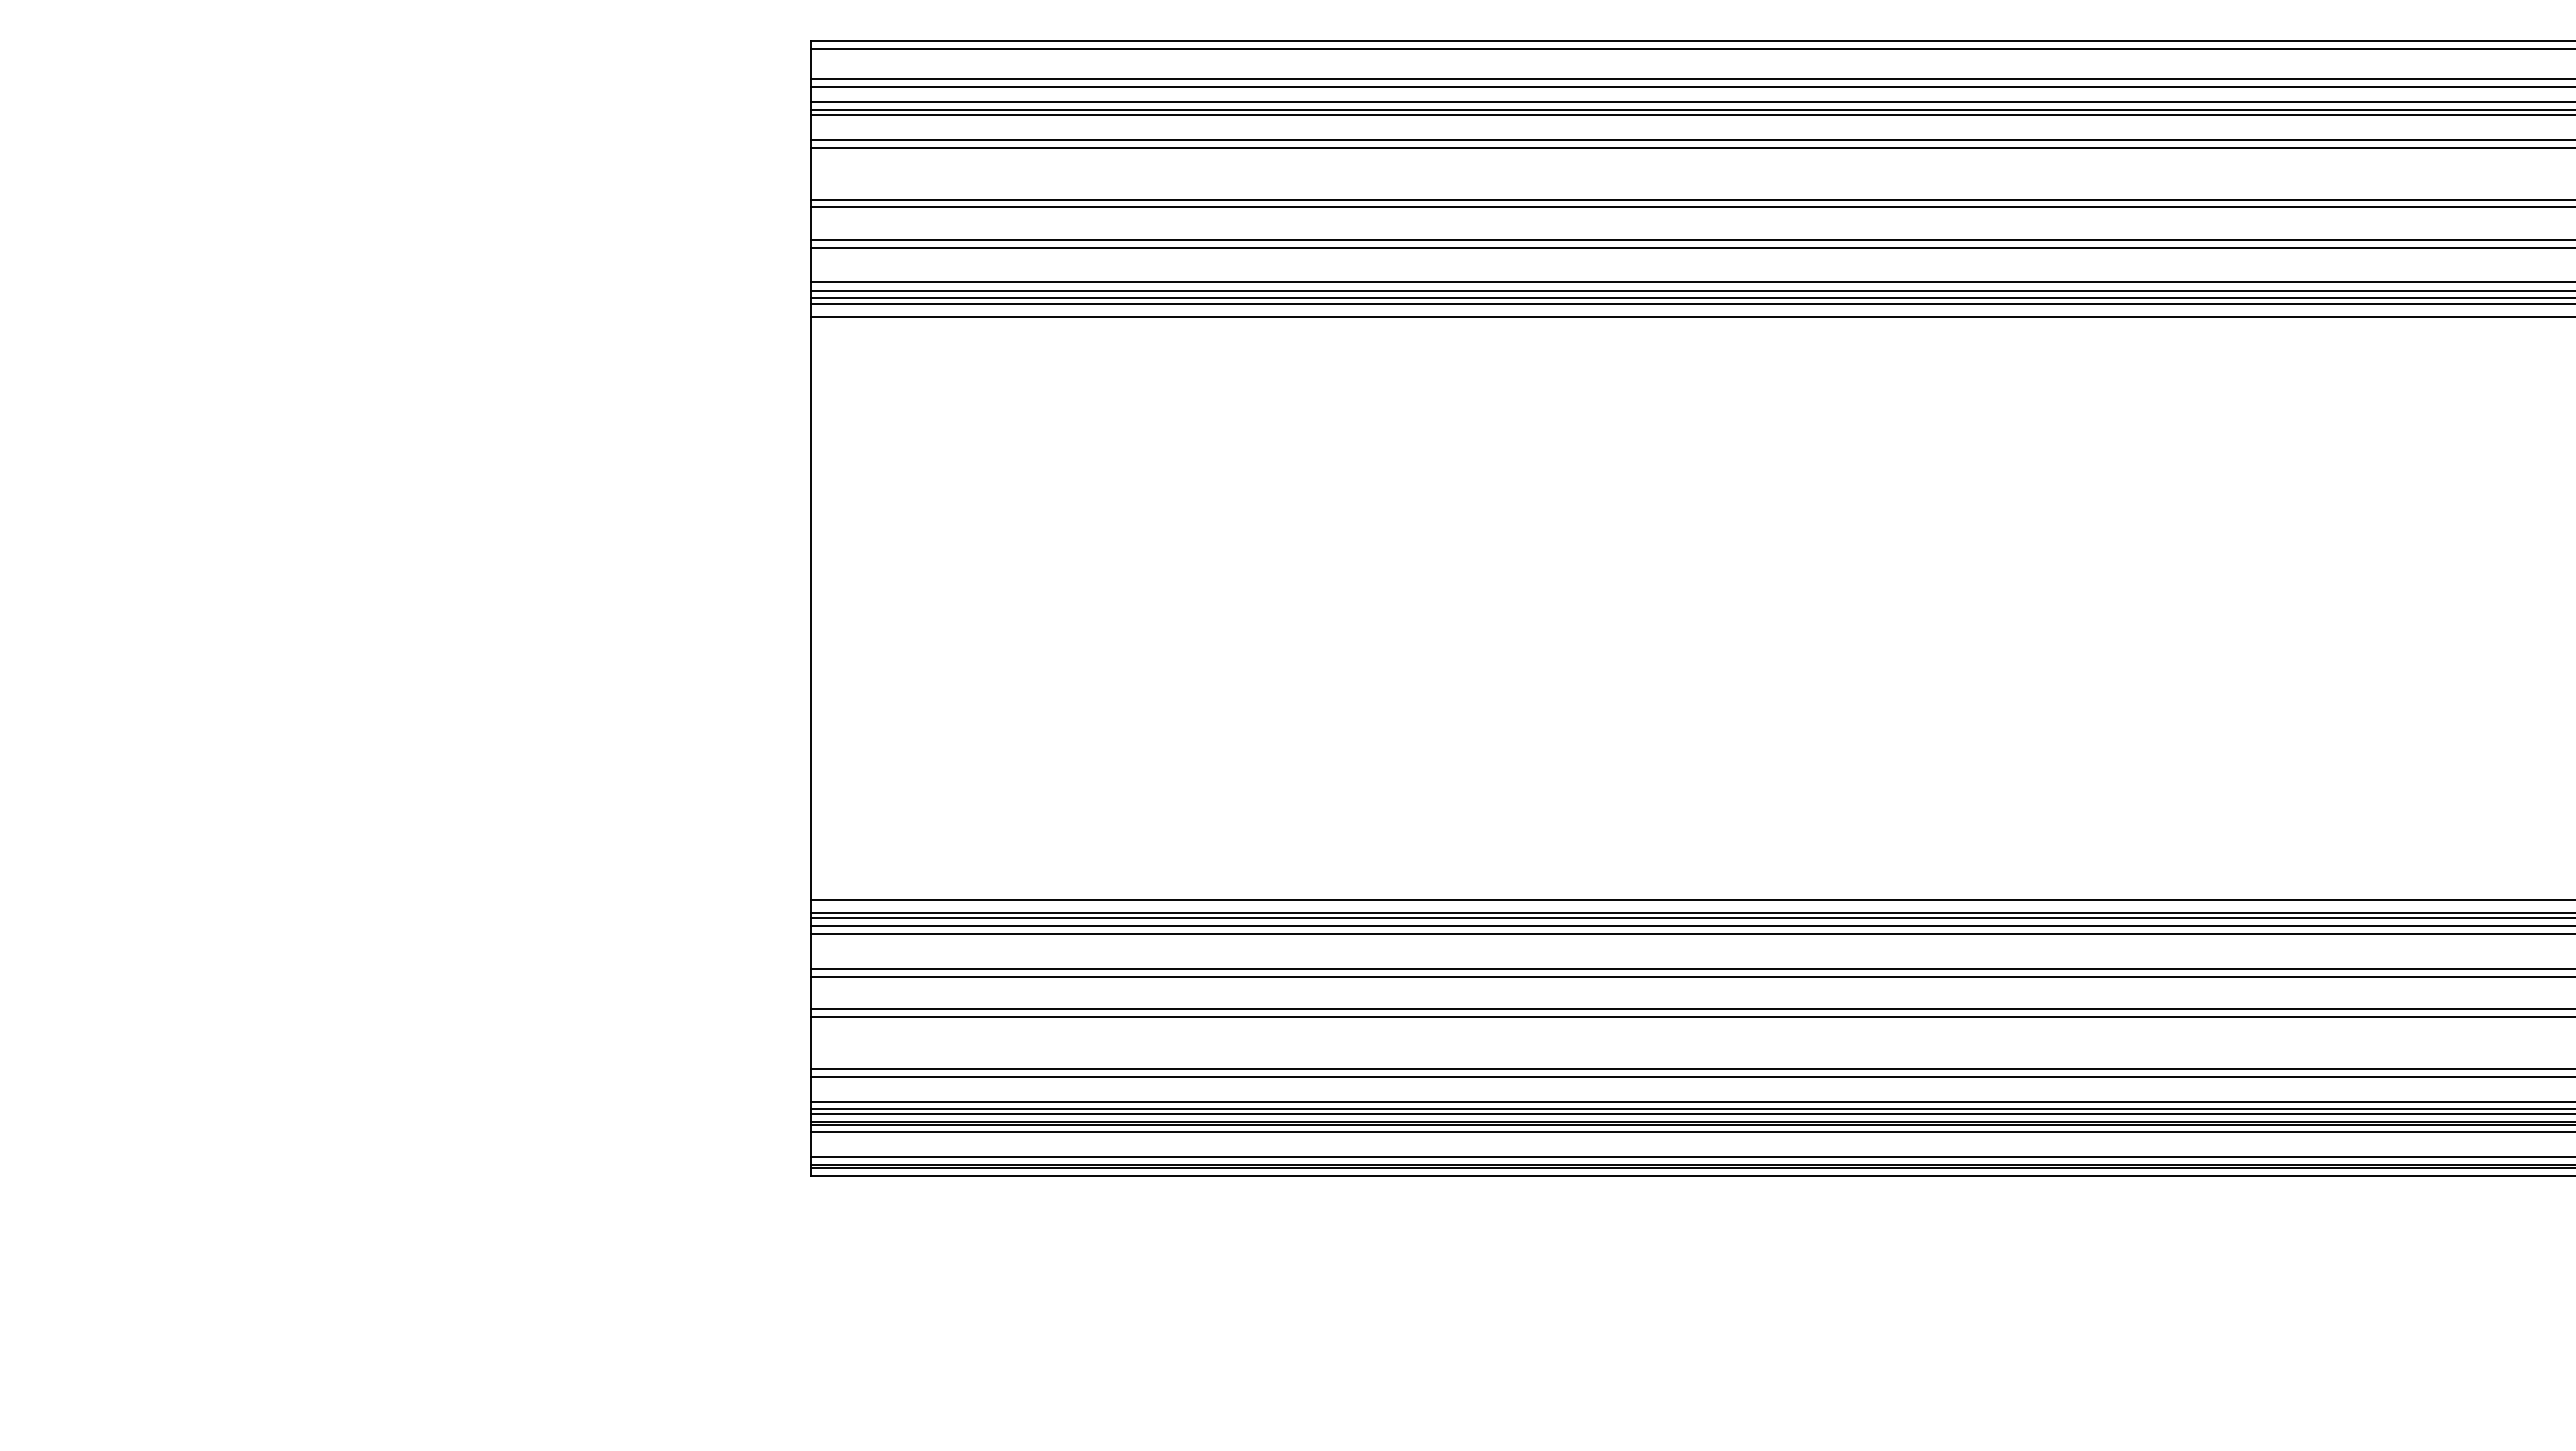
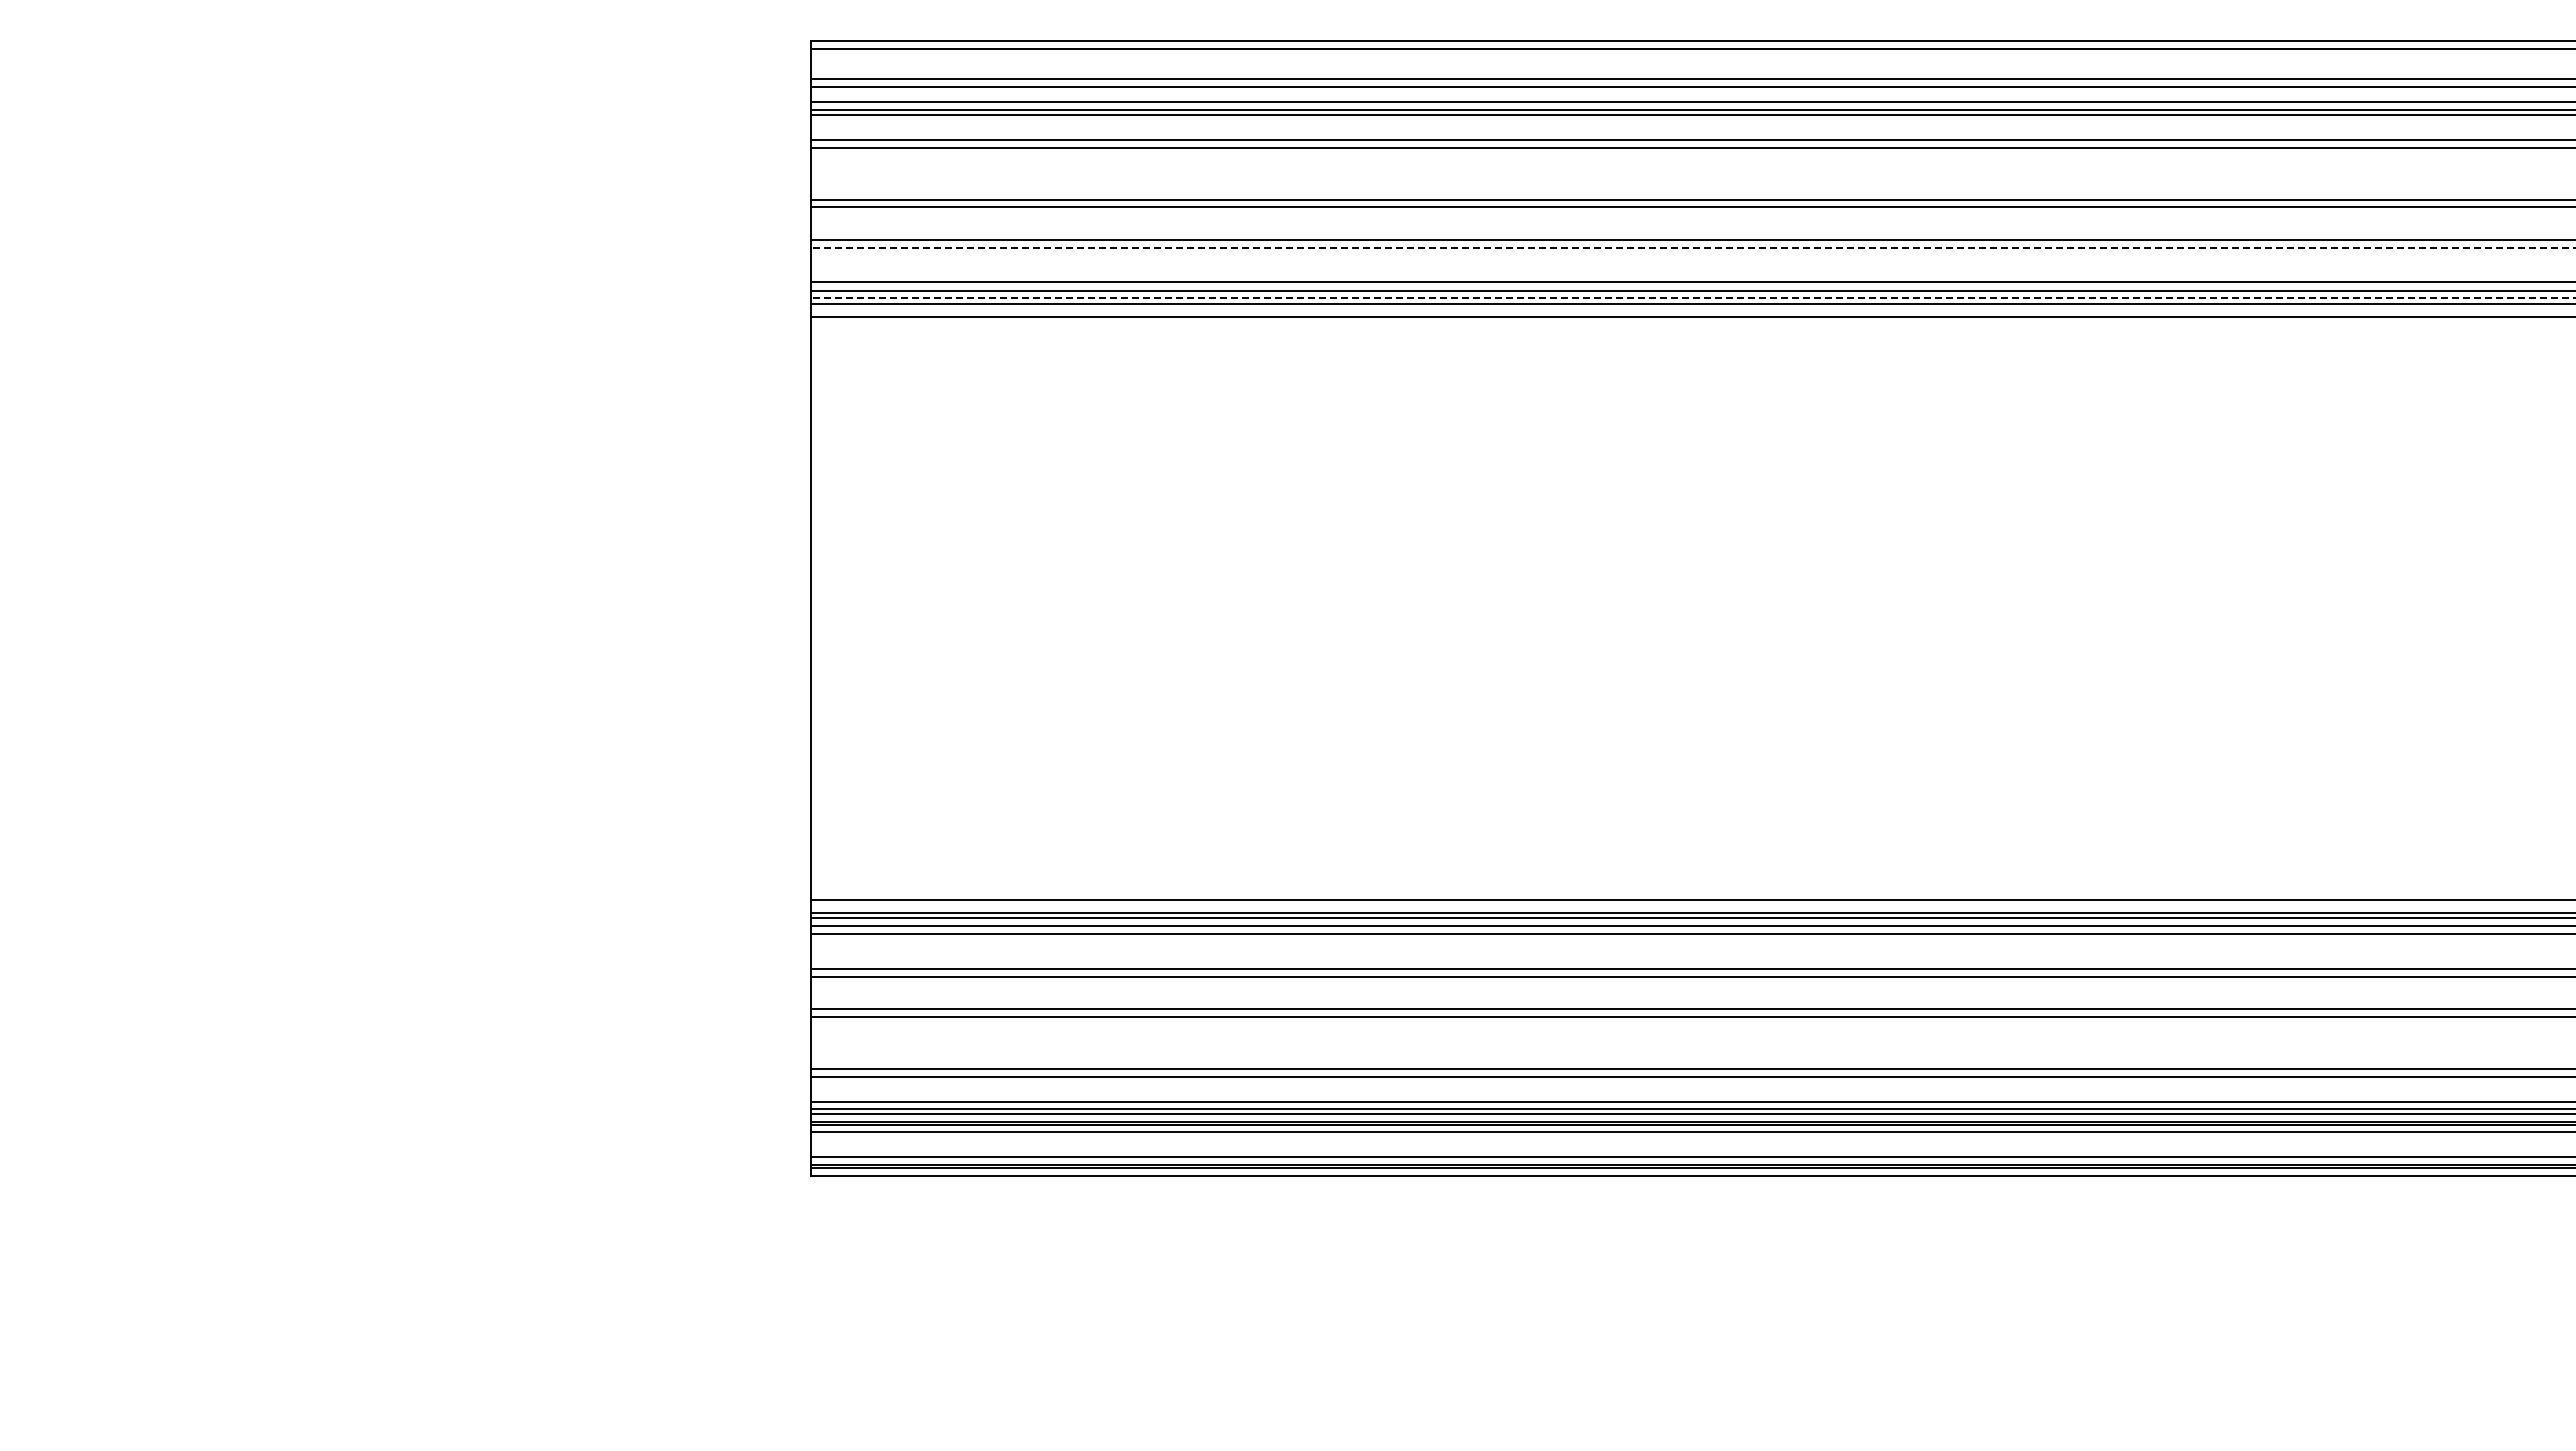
line: solid -> dashed (1692, 247)
line: solid -> dashed (1692, 298)
